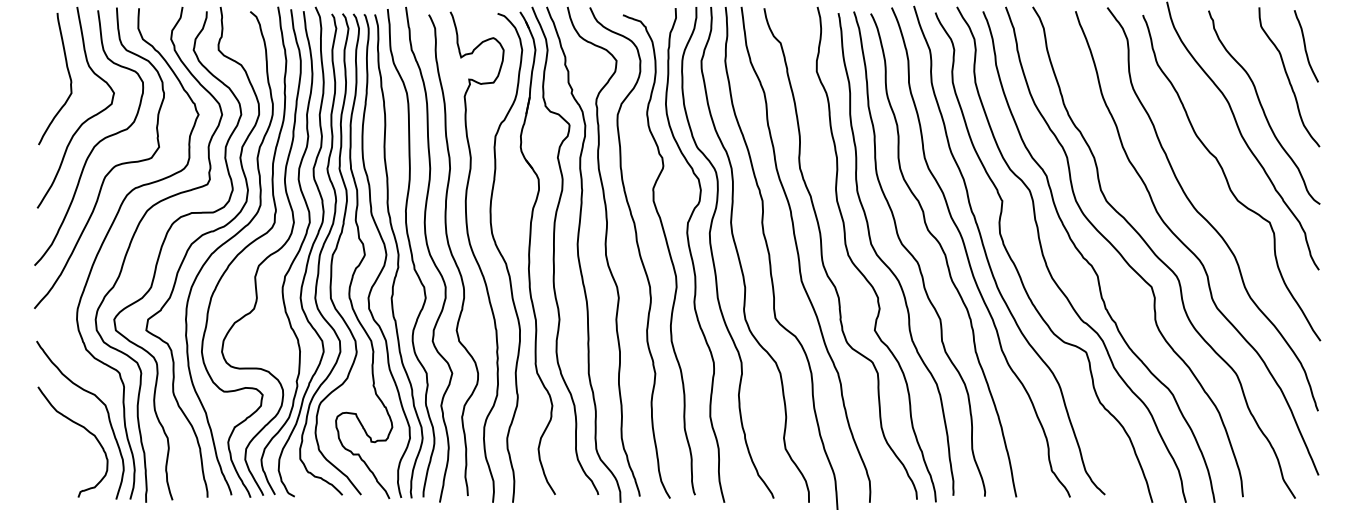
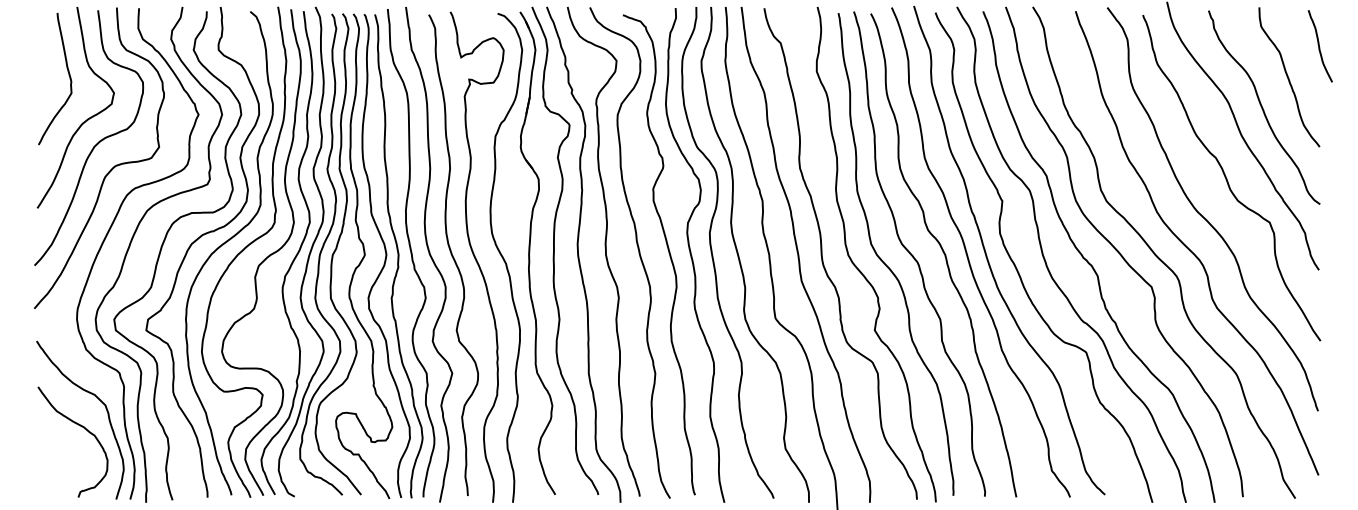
curve position: (1305, 46) -> (1319, 46) (1319, 46)
